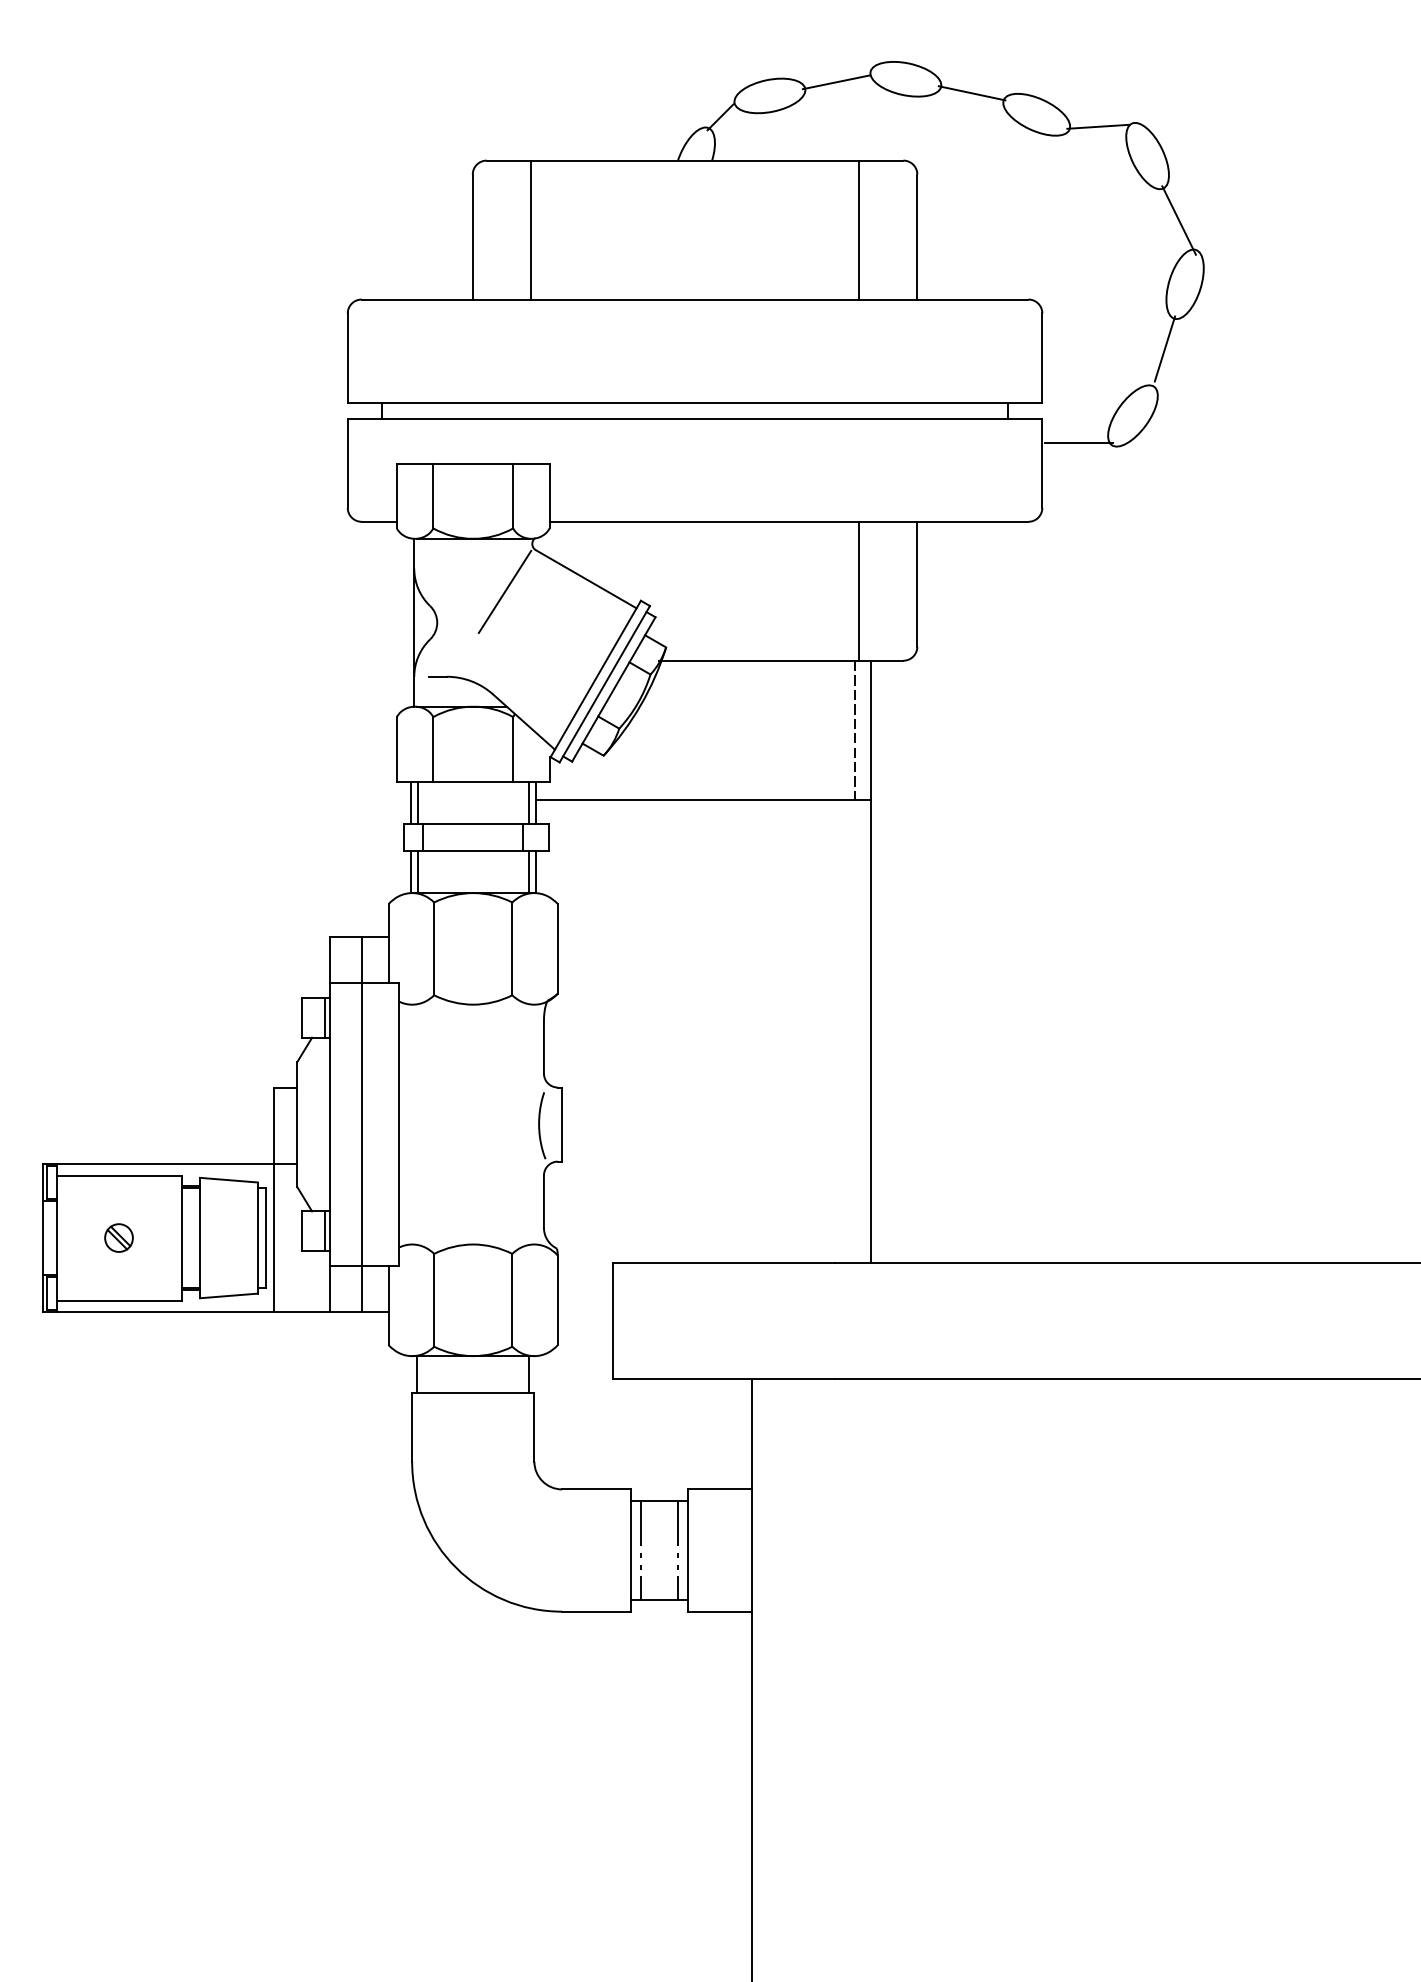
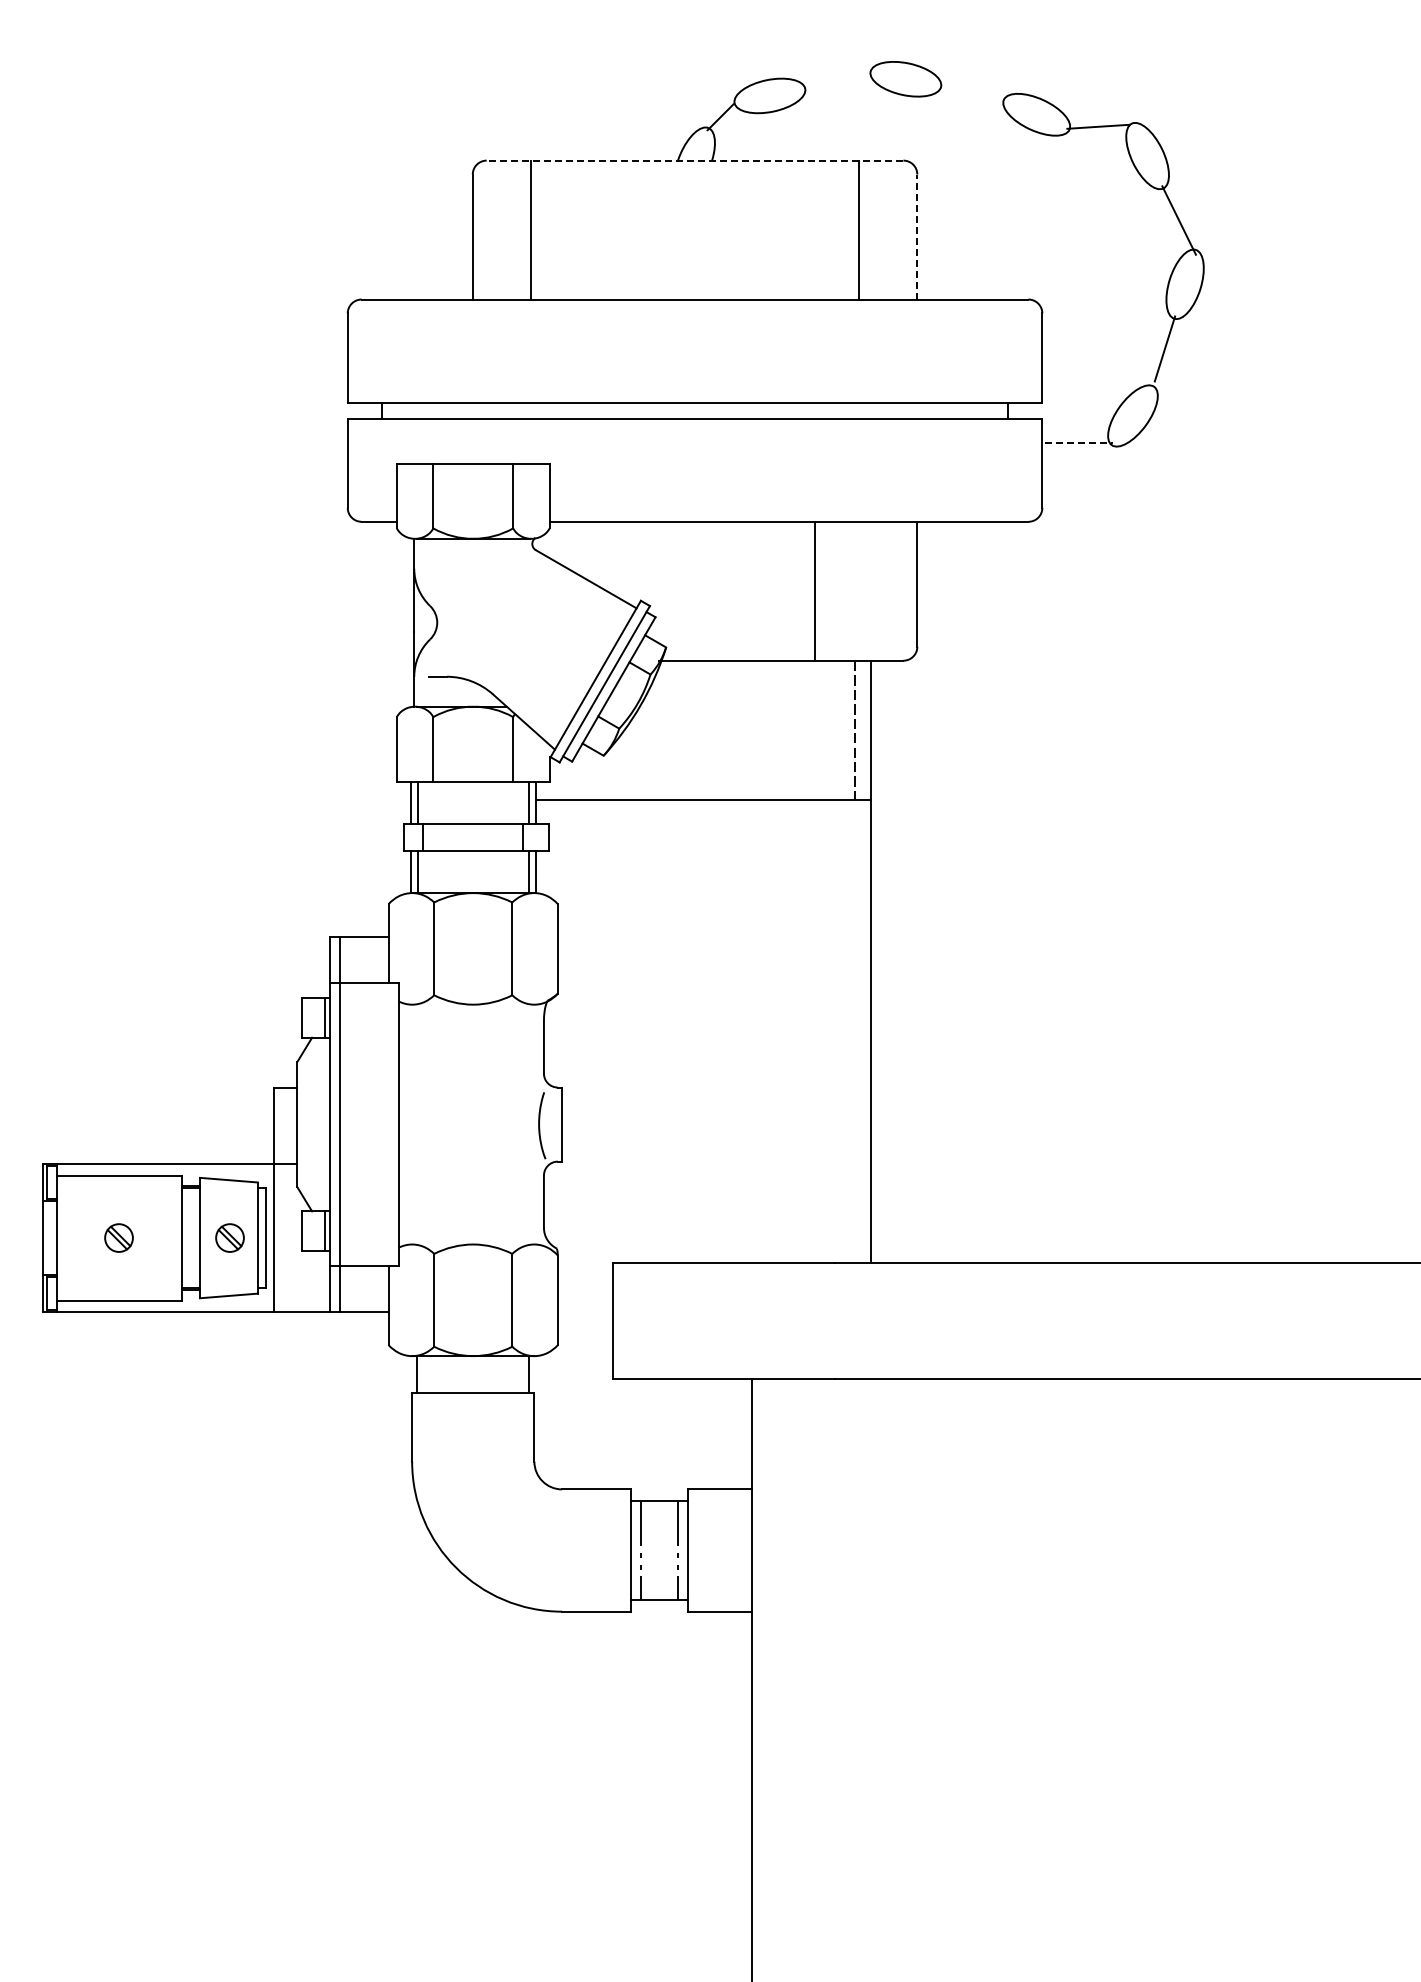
line: present -> none (835, 82)
line: present -> none (971, 93)
line: solid -> dashed (694, 160)
line: solid -> dashed (917, 237)
line: solid -> dashed (1079, 443)
line position: (858, 590) -> (814, 590) (814, 590)
line: present -> none (504, 591)
line position: (362, 1124) -> (340, 1124) (340, 1124)
part: none -> present (229, 1237)
